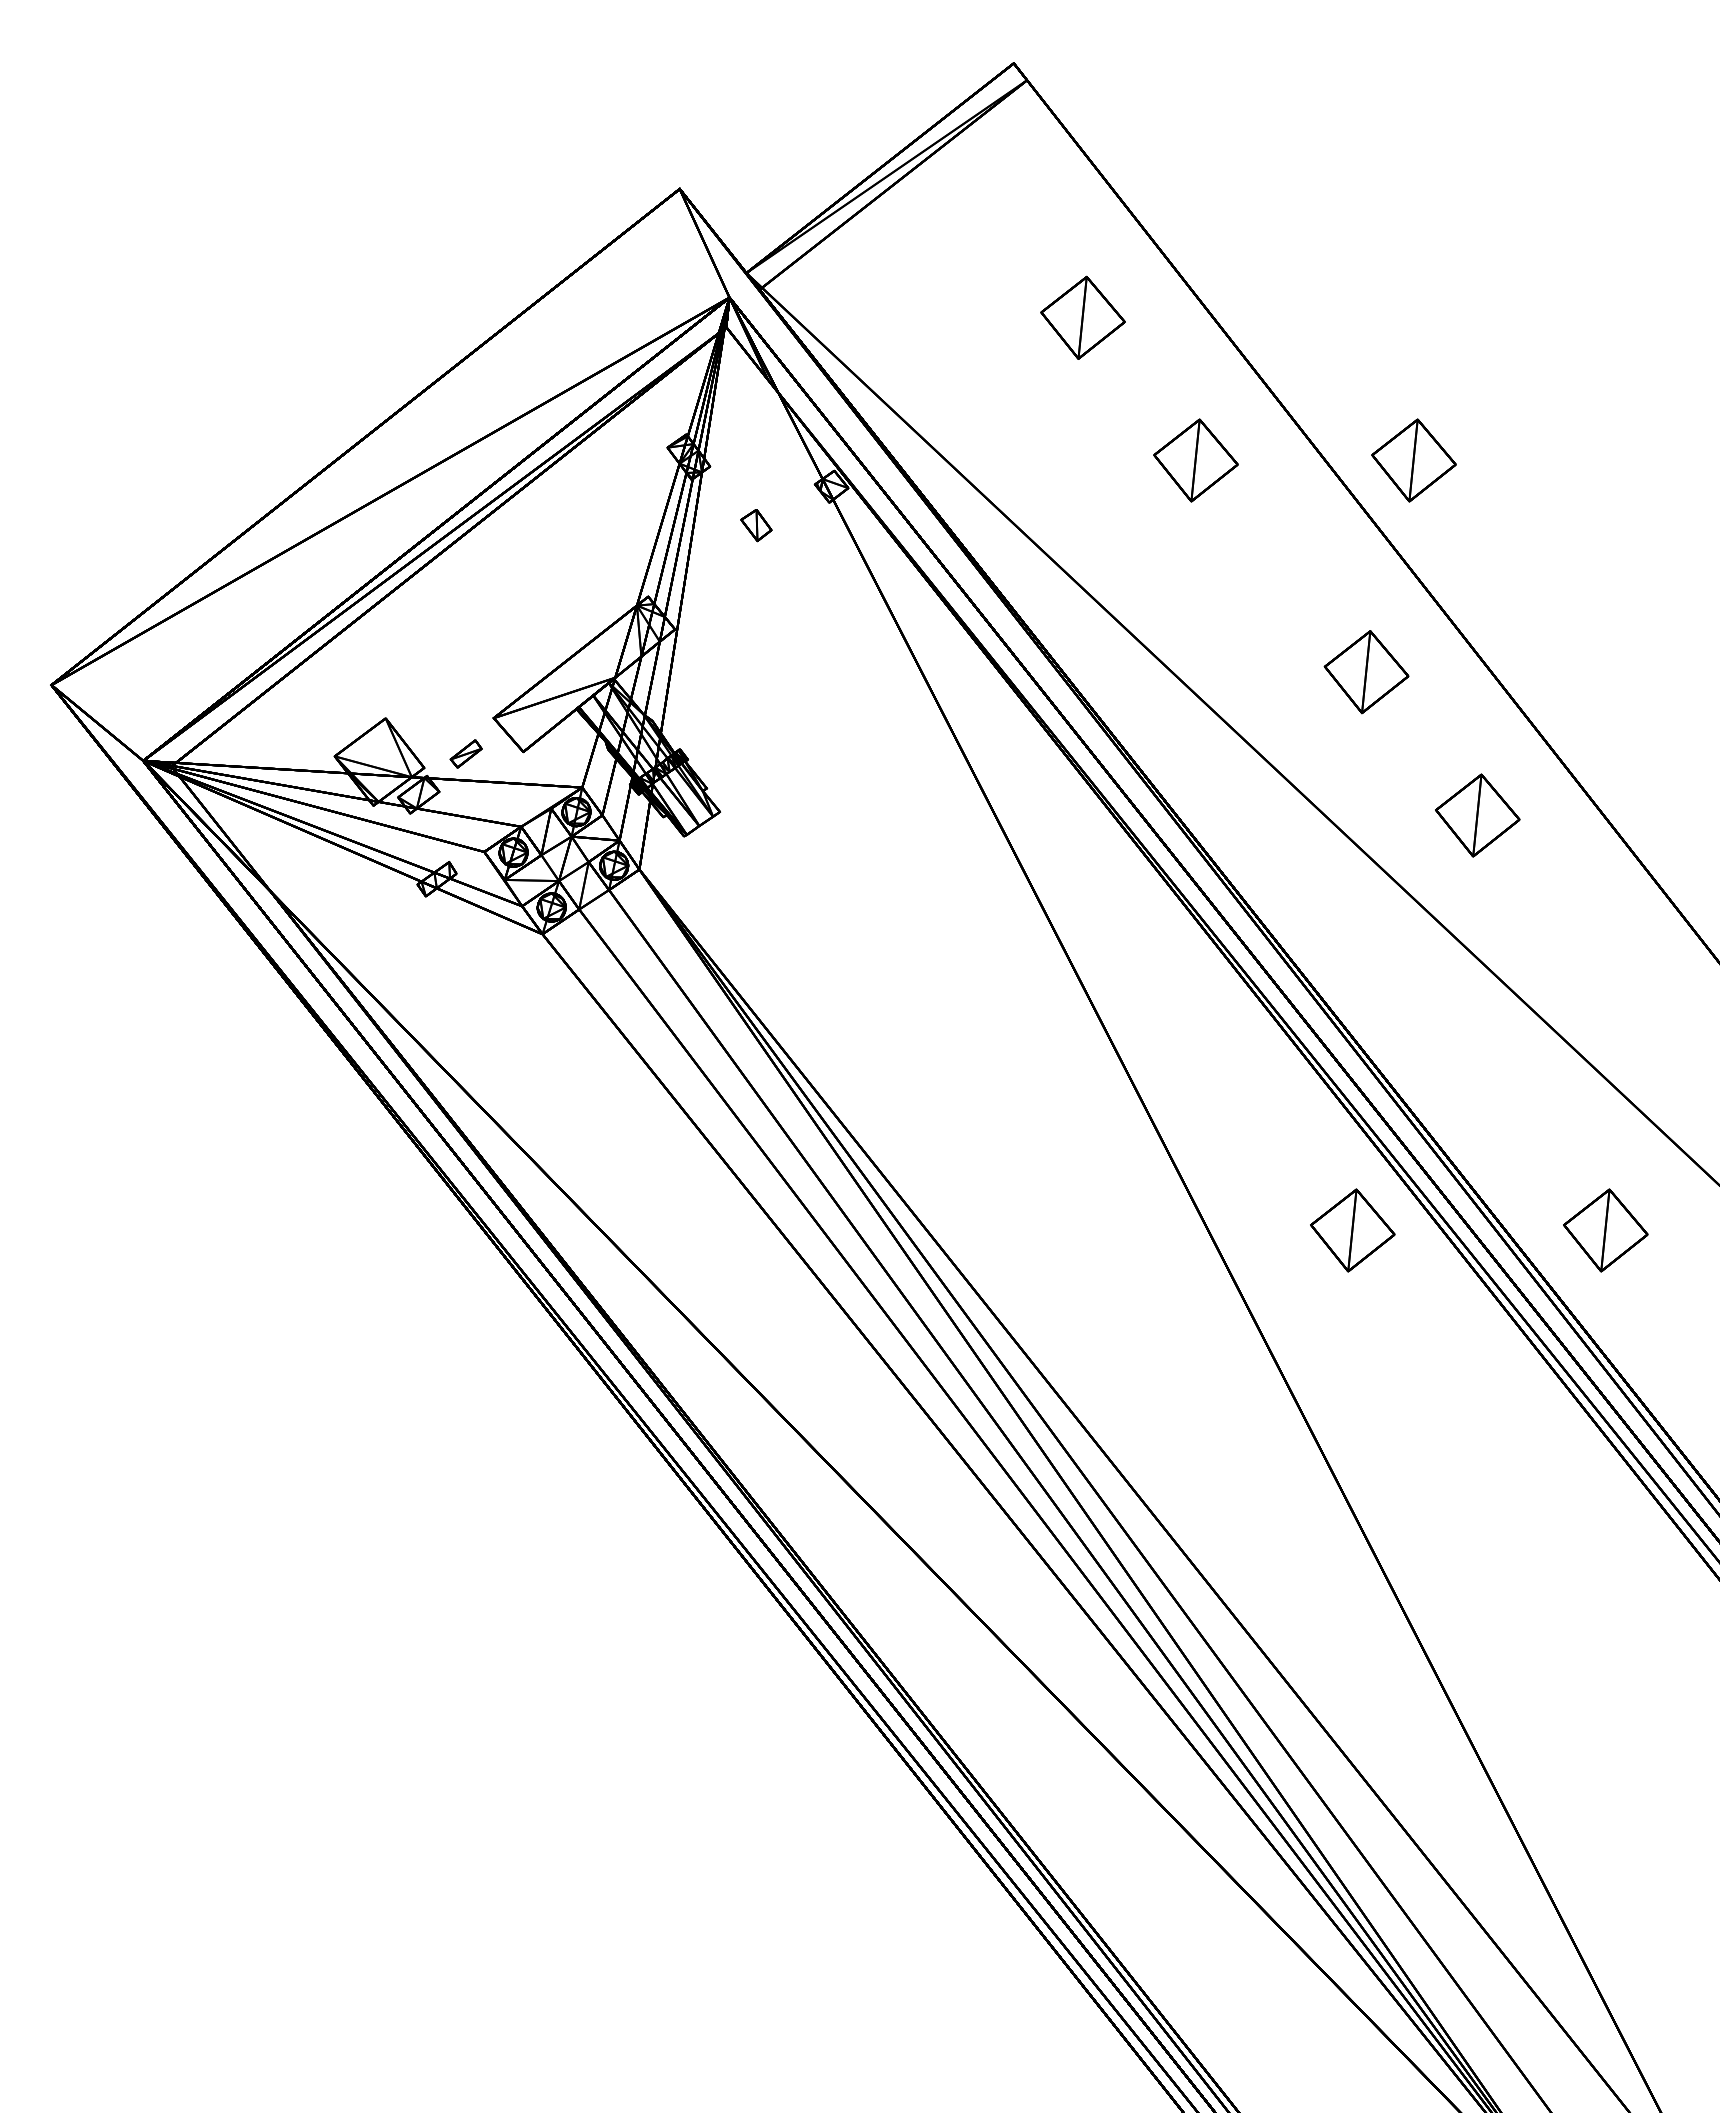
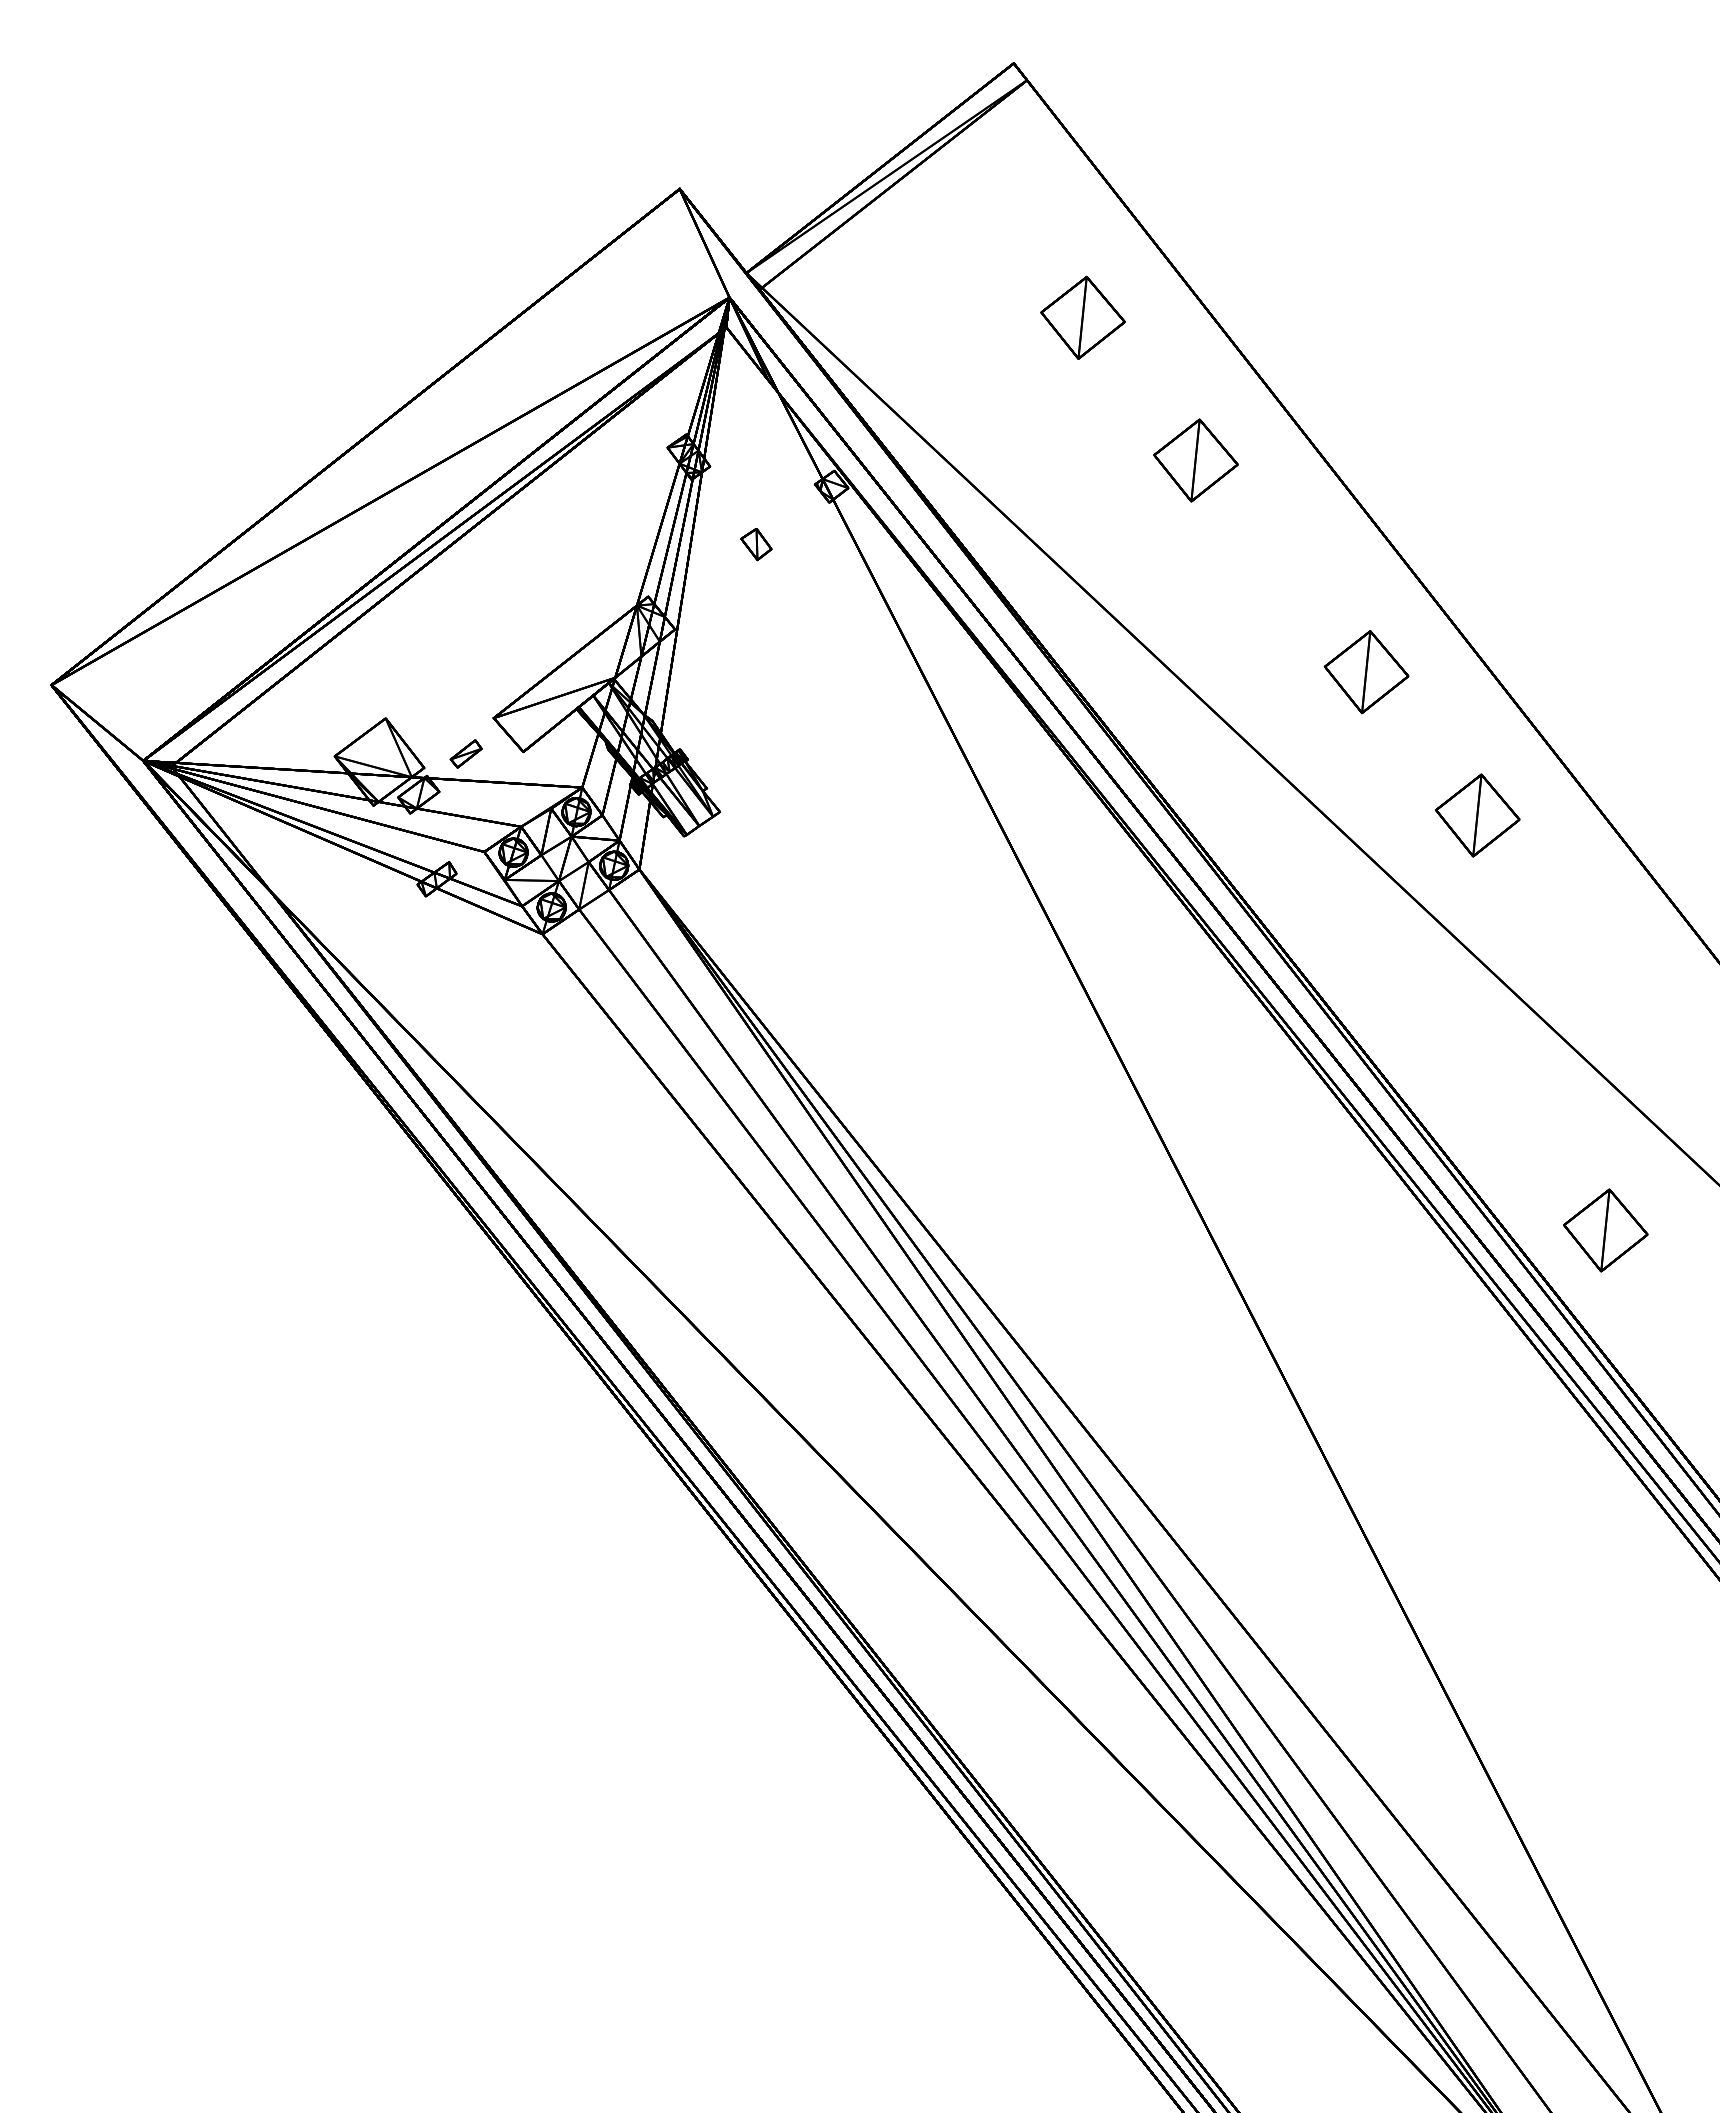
part: present -> none (1413, 460)
part position: (756, 525) -> (756, 544) (756, 544)
part: present -> none (1352, 1230)
